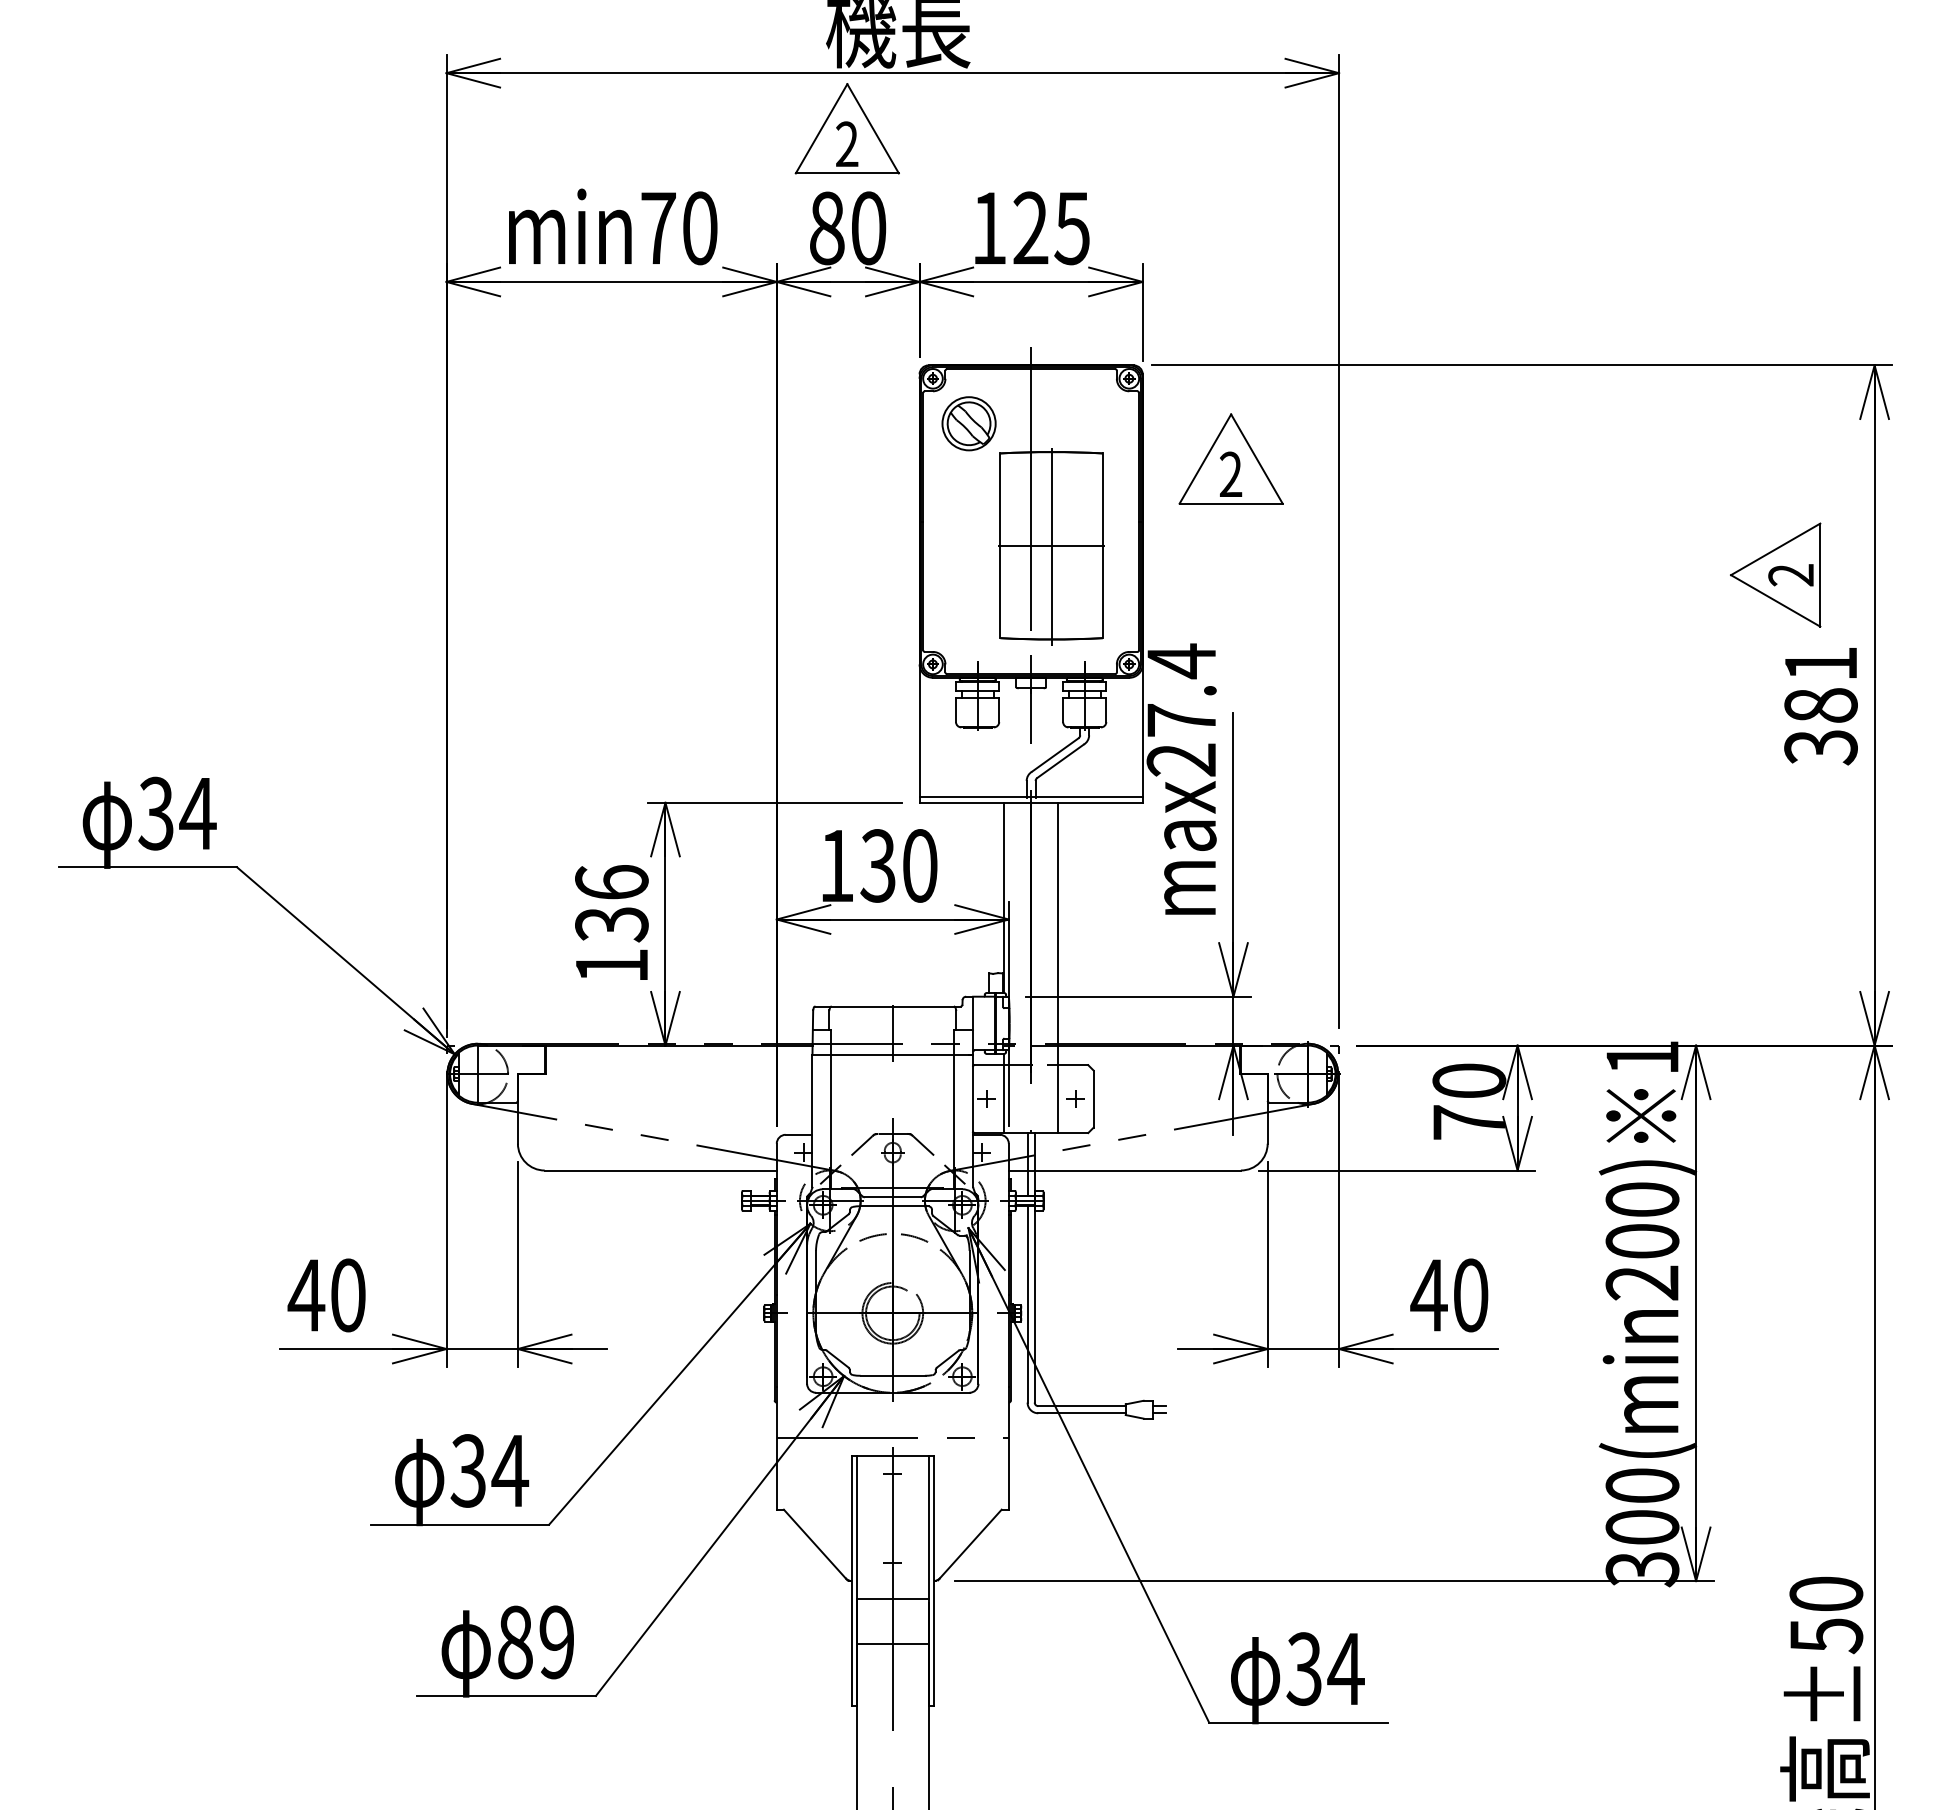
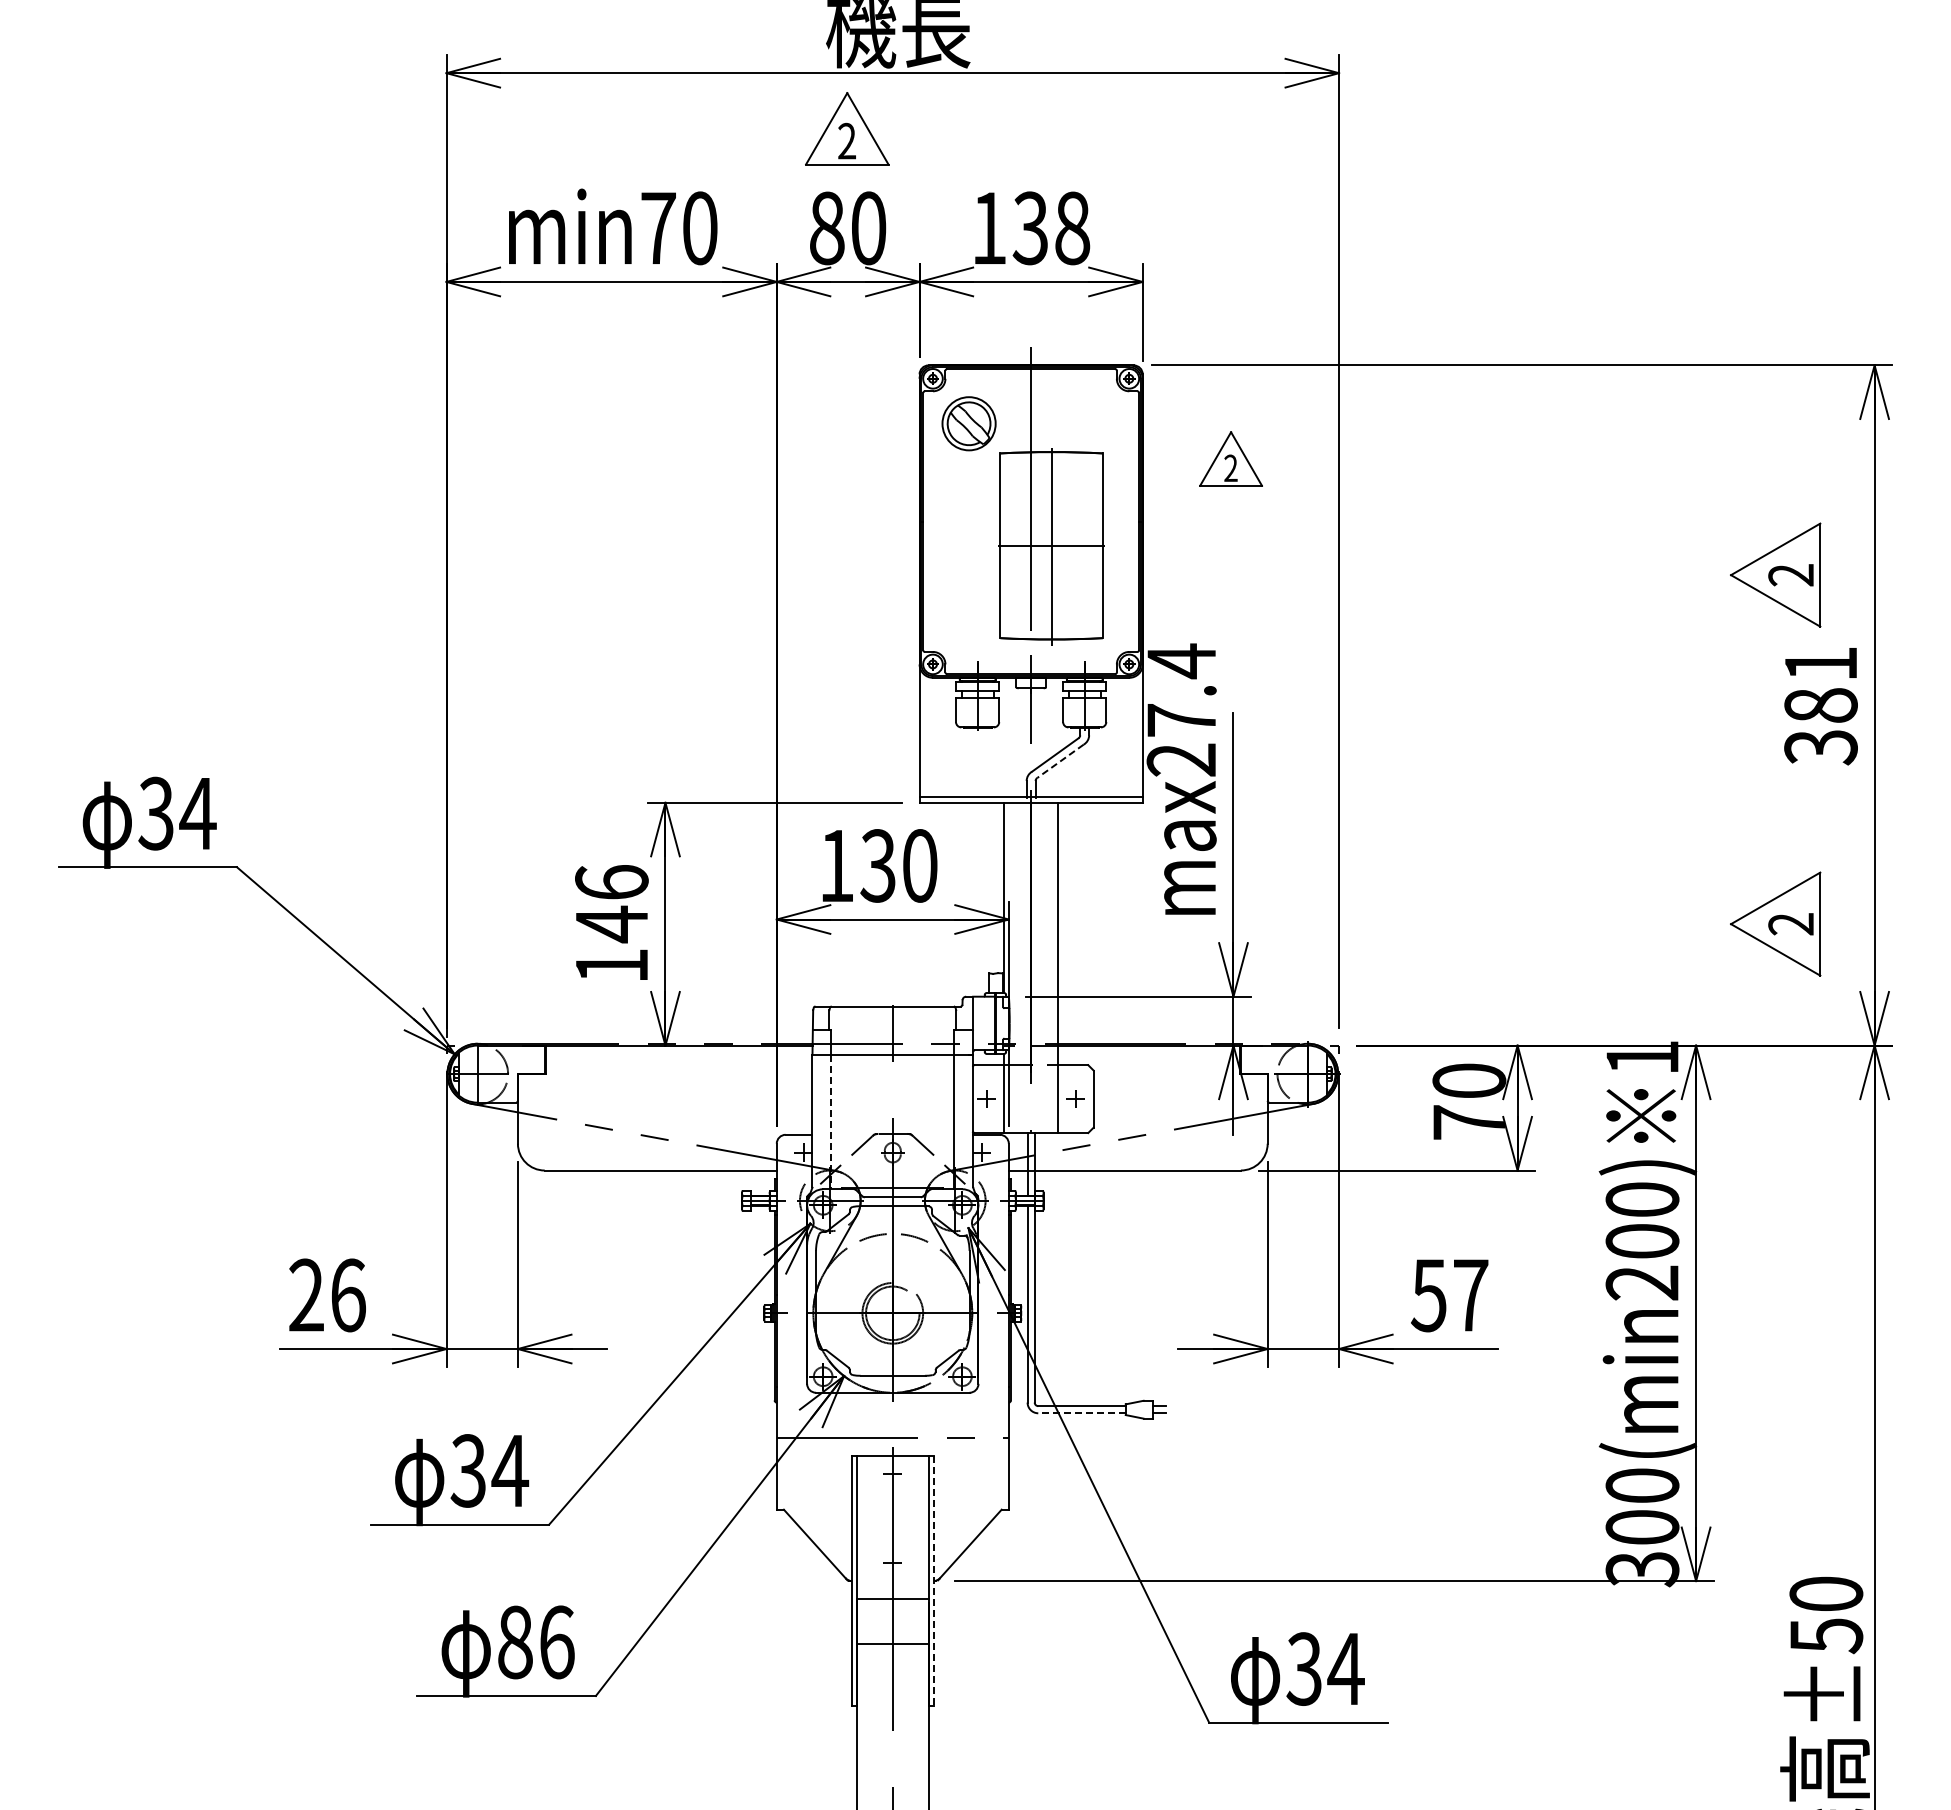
part size: 106x92 px -> 85x74 px (847, 128)
text: 125 -> 138 (1051, 228)
part size: 106x92 px -> 64x56 px (1230, 458)
line: solid -> dashed (1060, 761)
part: none -> present (1775, 923)
text: 136 -> 146 (611, 924)
line: solid -> dashed (831, 1122)
text: 40 -> 26 (326, 1295)
text: 40 -> 57 (1449, 1295)
line: solid -> dashed (1082, 1413)
line: solid -> dashed (933, 1581)
text: 89 -> 86 (556, 1642)
